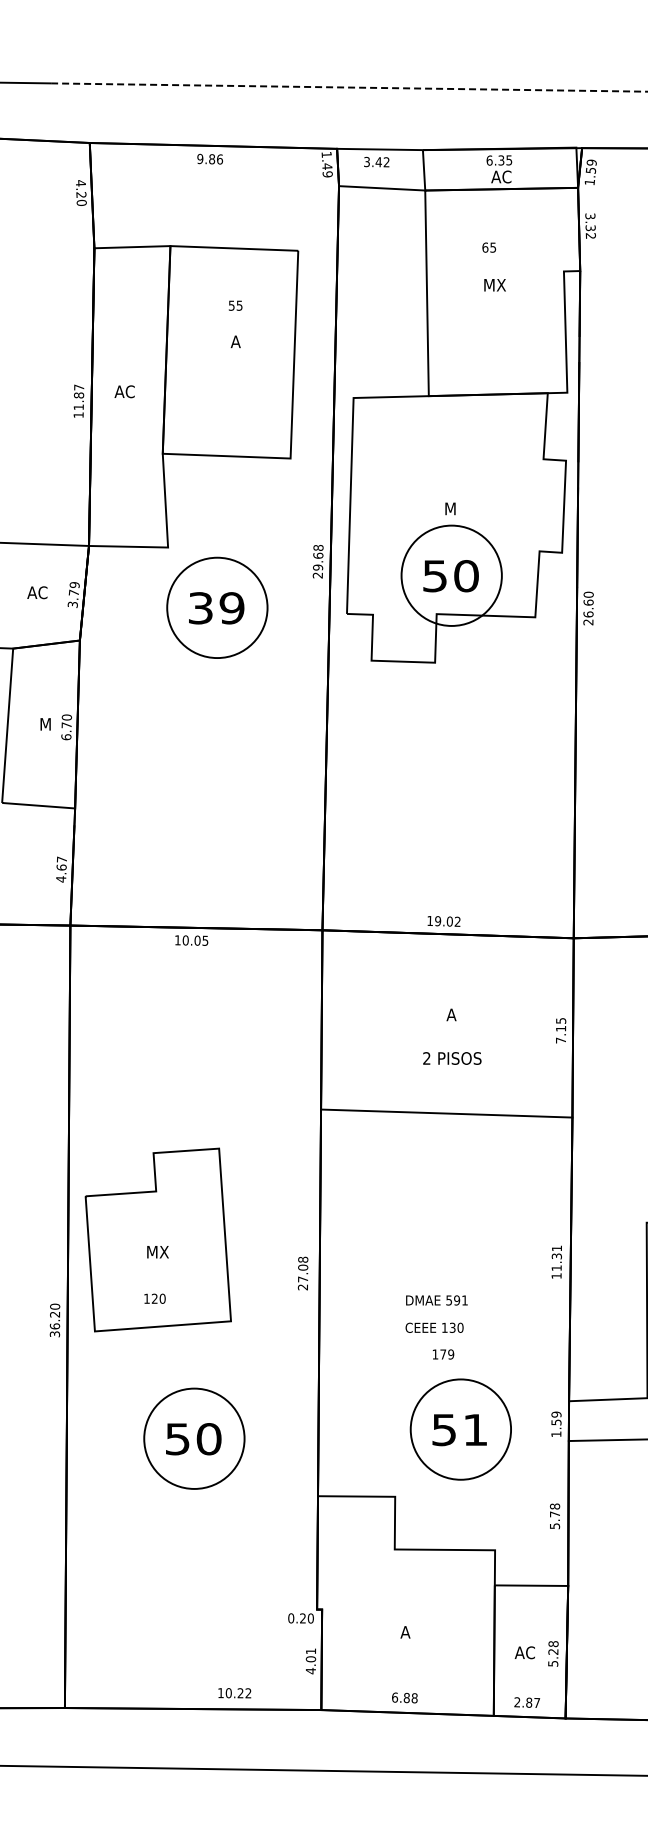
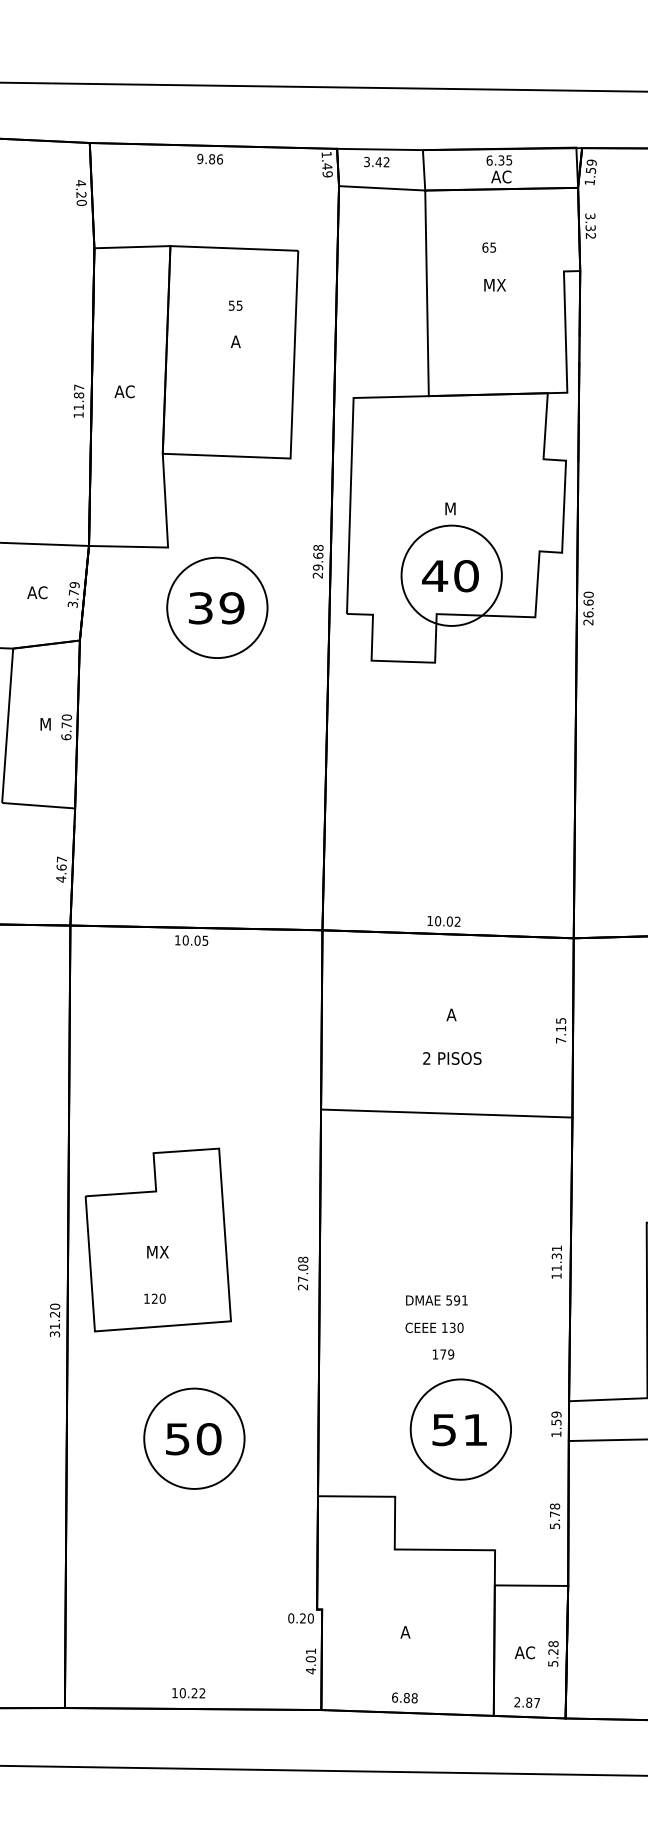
line: dashed -> solid (350, 87)
text: 50 -> 40 (435, 576)
text: 19.02 -> 10.02 (437, 921)
text: 36.20 -> 31.20 (54, 1326)
text position: (234, 1693) -> (188, 1693) (188, 1693)
